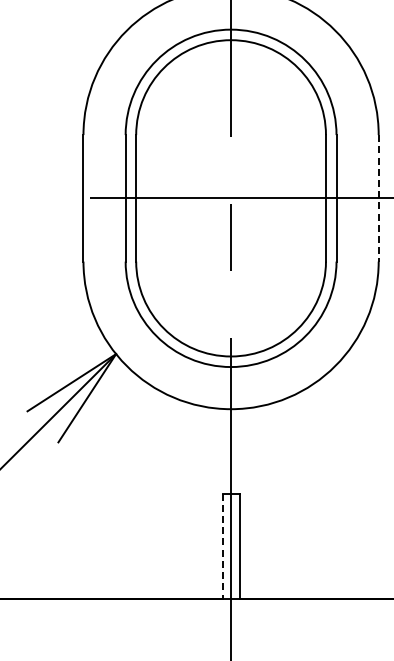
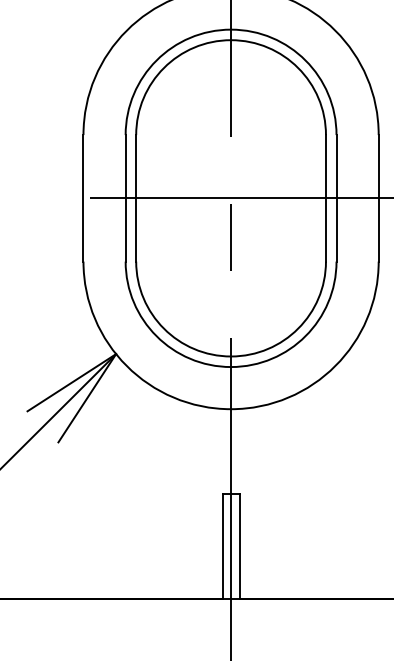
line: dashed -> solid (378, 198)
line: dashed -> solid (222, 546)
